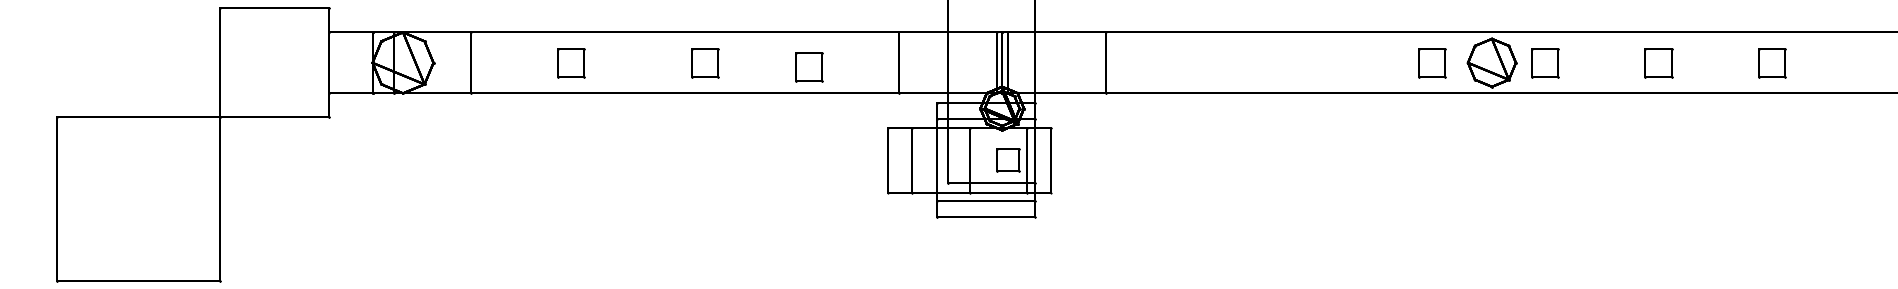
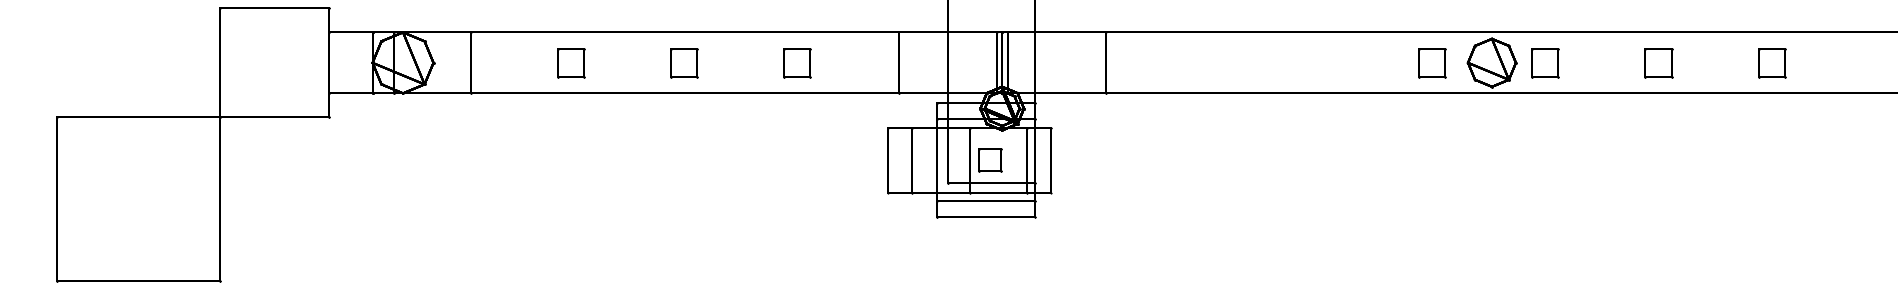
part position: (705, 63) -> (684, 63) (684, 63)
part position: (809, 67) -> (797, 63) (797, 63)
part position: (1008, 160) -> (990, 160) (990, 160)
